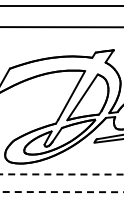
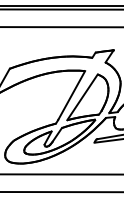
line: none -> present (61, 9)
line: dashed -> solid (61, 174)
line: dashed -> solid (61, 192)
